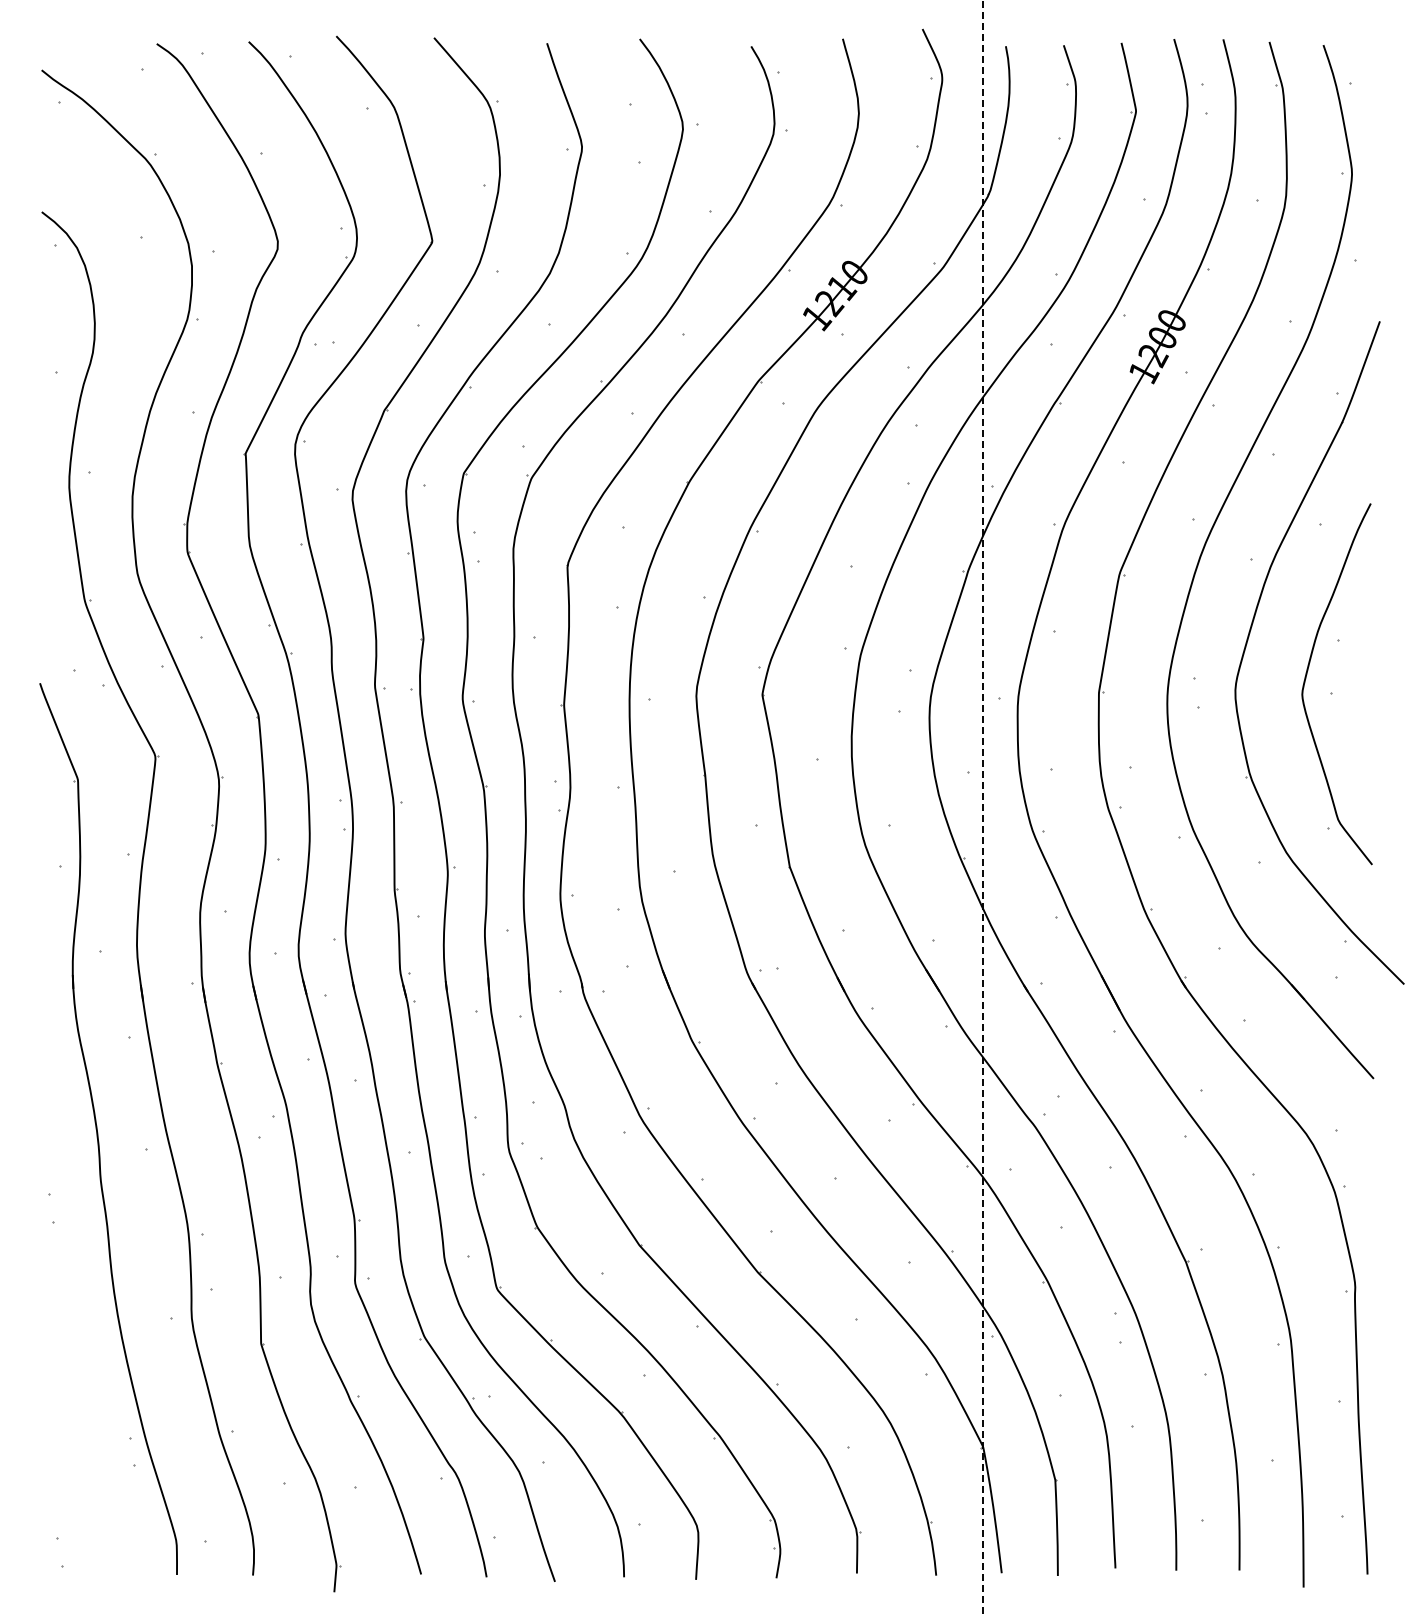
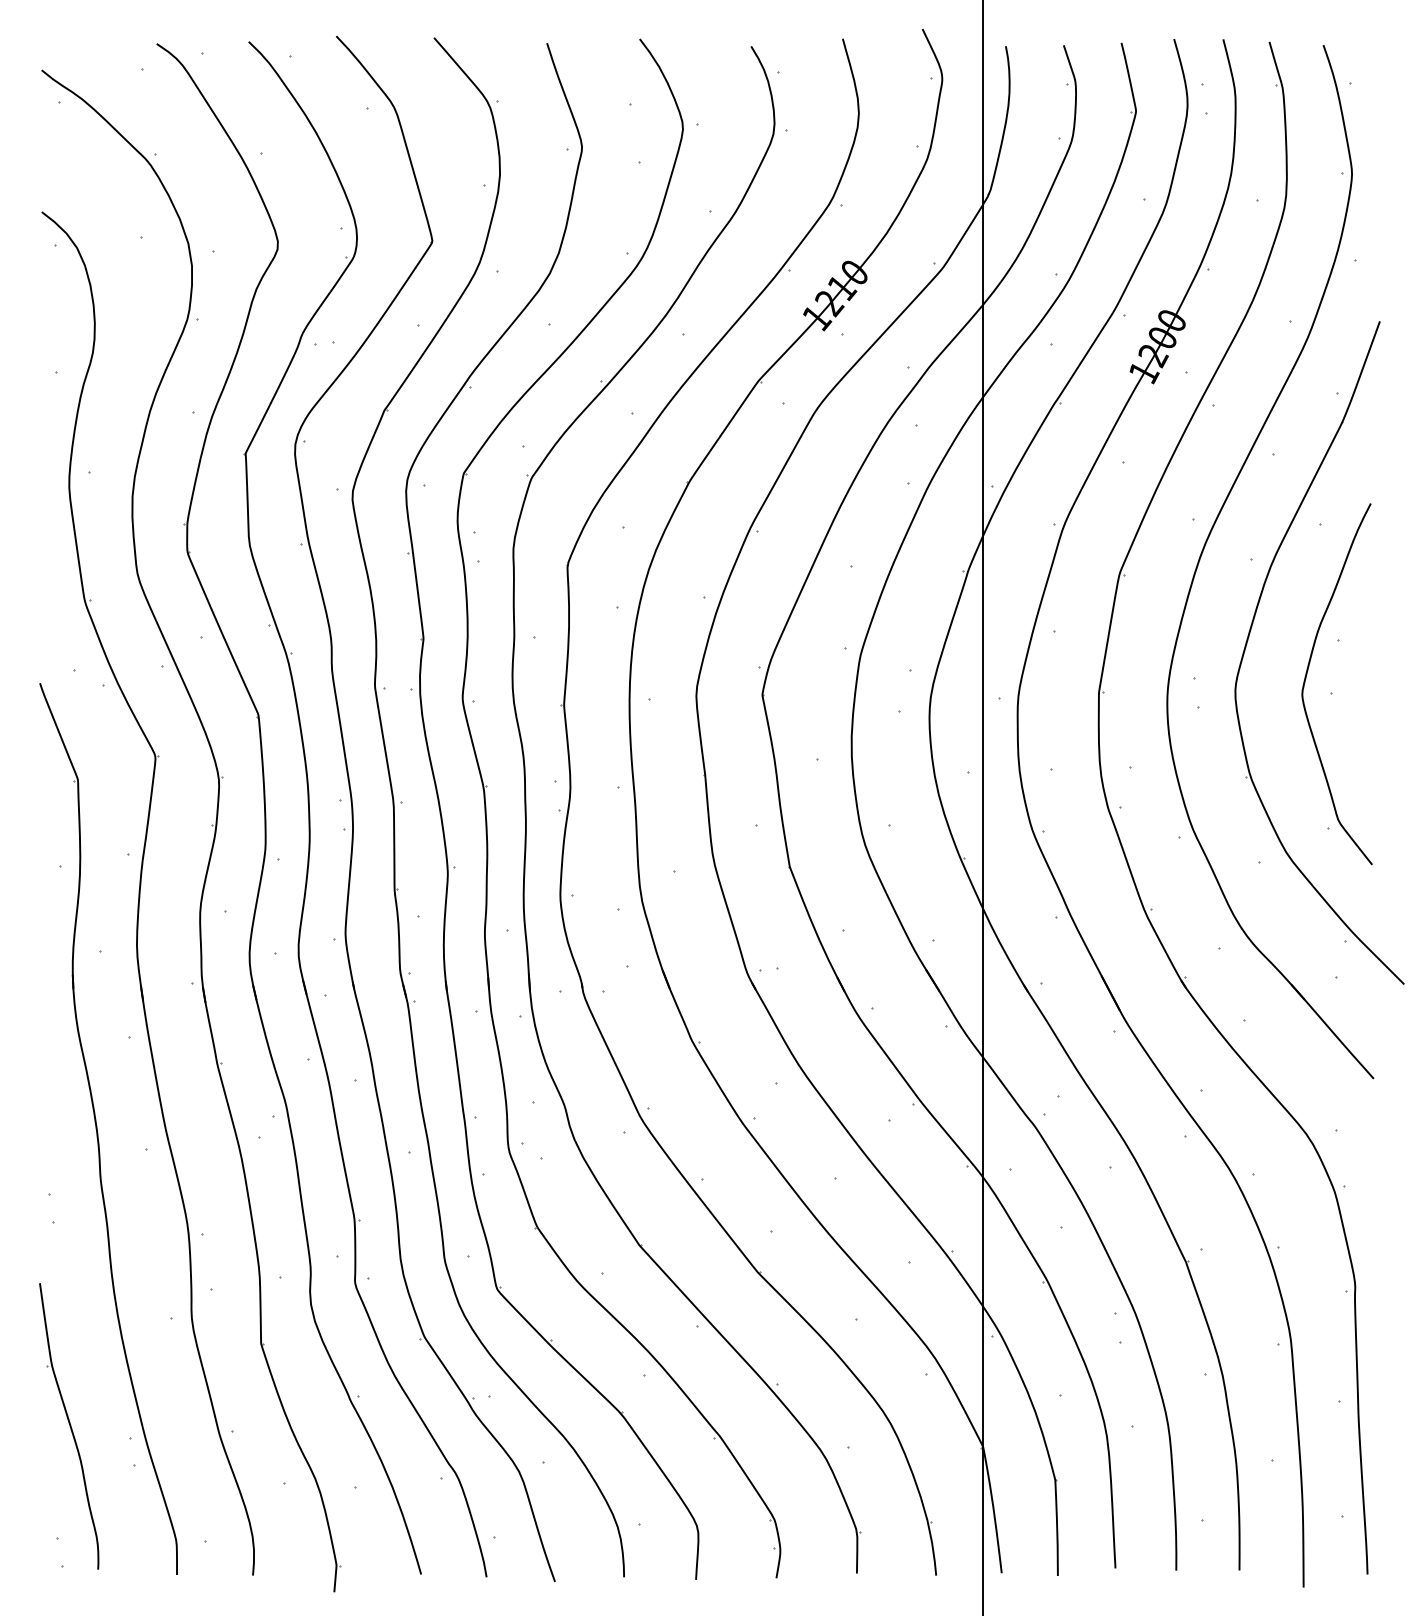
line: dashed -> solid (982, 808)
part: none -> present (69, 1426)
